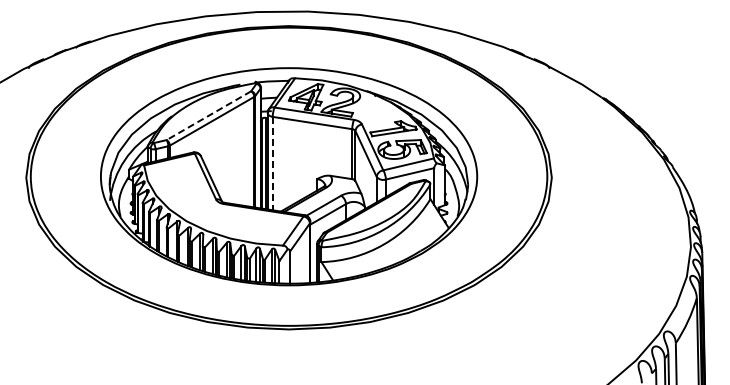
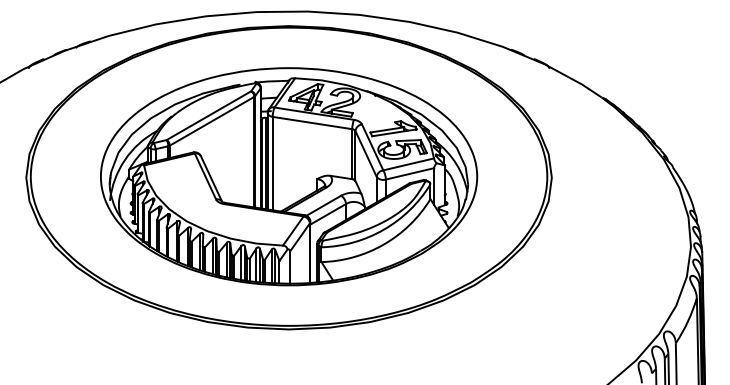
line: dashed -> solid (208, 115)
line: dashed -> solid (272, 163)
